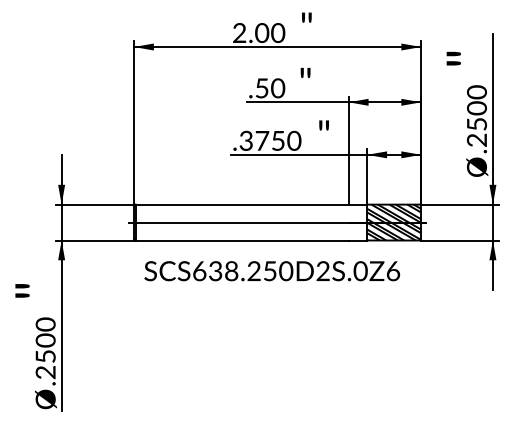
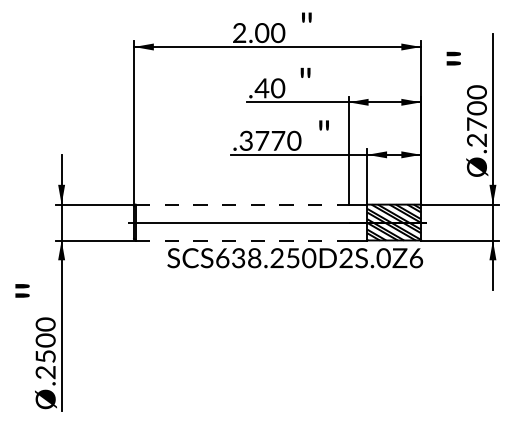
text: .50 -> .40 (261, 88)
text: .2500 -> .2700 (476, 123)
text: .3750 -> .3770 (278, 140)
line: solid -> dashed (242, 204)
line: solid -> dashed (242, 240)
text position: (272, 271) -> (295, 258) (295, 258)
